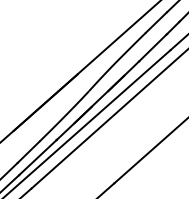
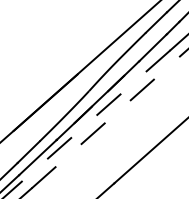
line: solid -> dashed (110, 118)
line: solid -> dashed (86, 124)
